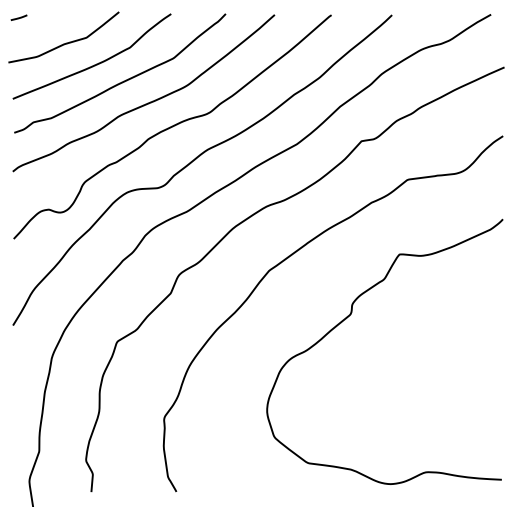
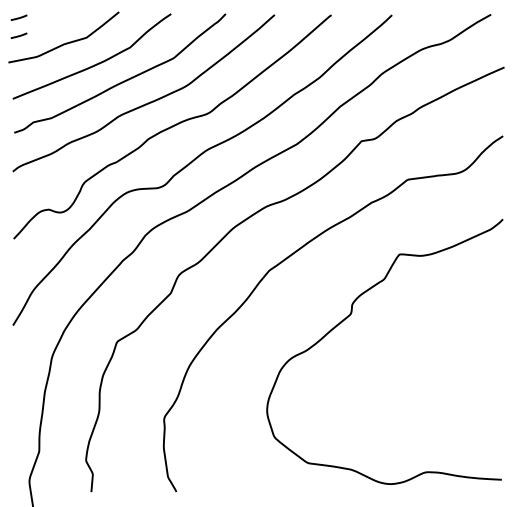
line: none -> present (18, 35)
